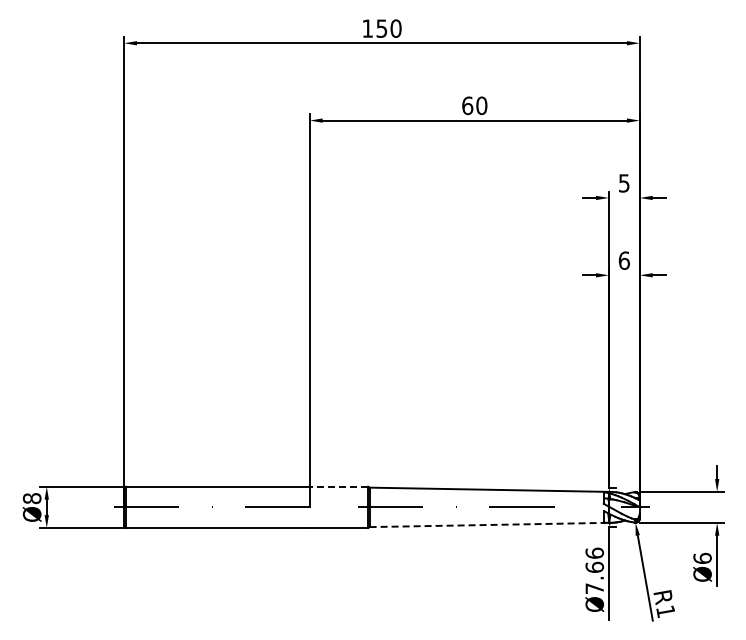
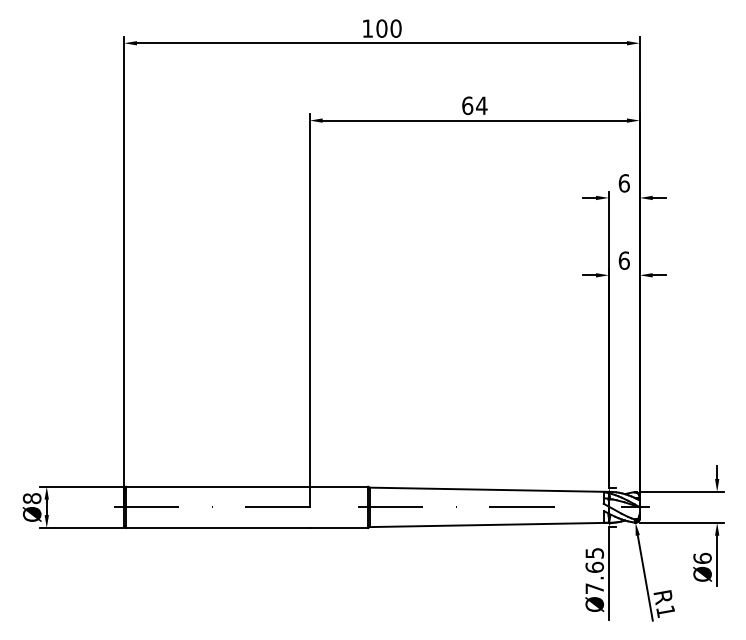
text: 150 -> 100 (381, 28)
text: 60 -> 64 (481, 105)
text: 5 -> 6 (623, 183)
line: dashed -> solid (338, 486)
line: dashed -> solid (489, 524)
text: Ø7.66 -> Ø7.65 (594, 552)
